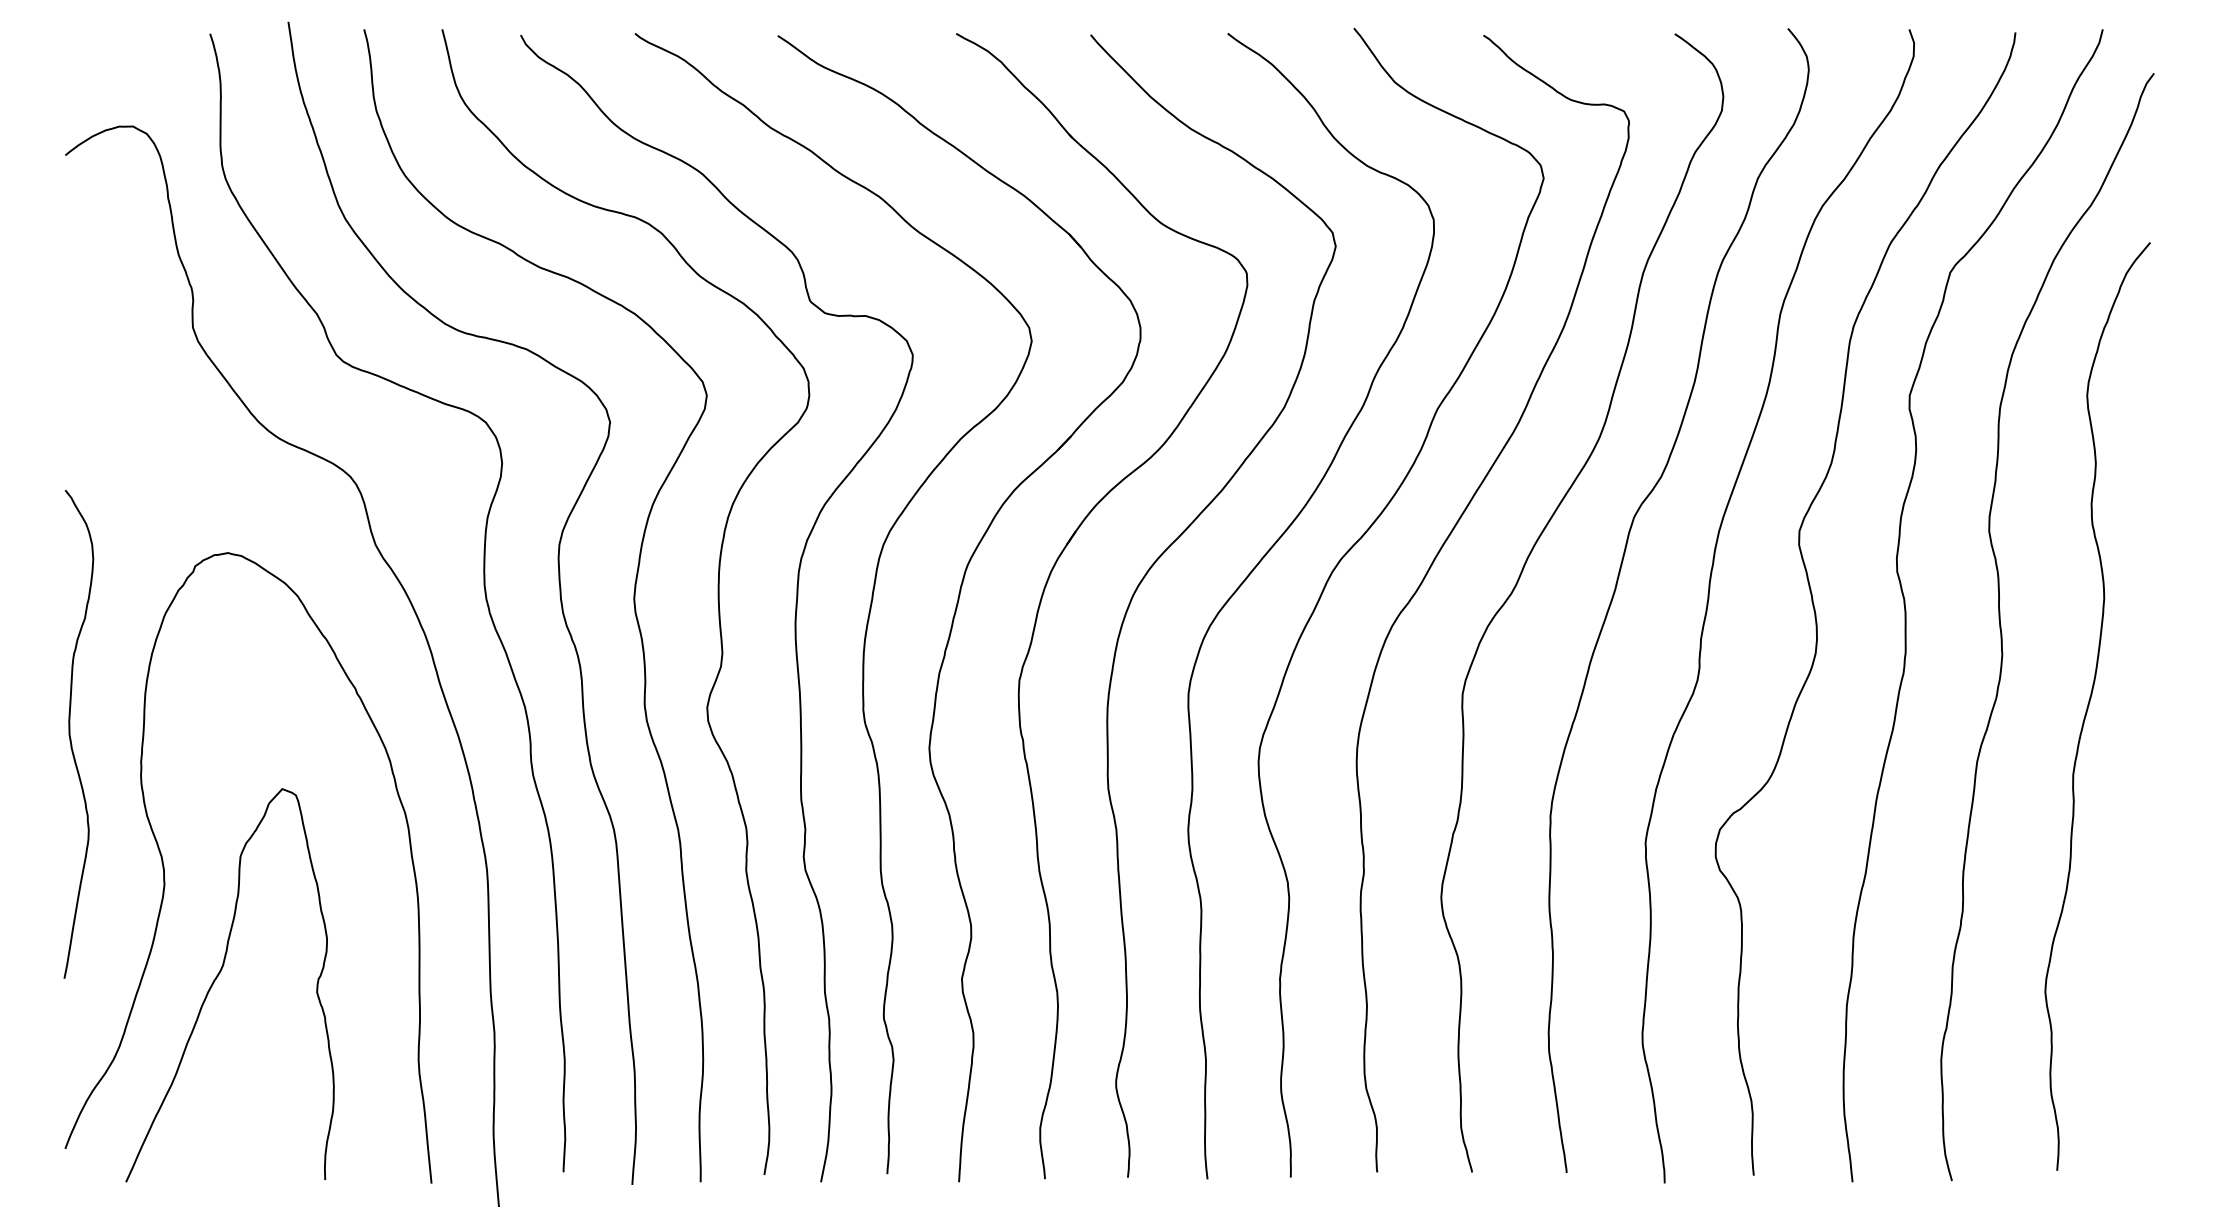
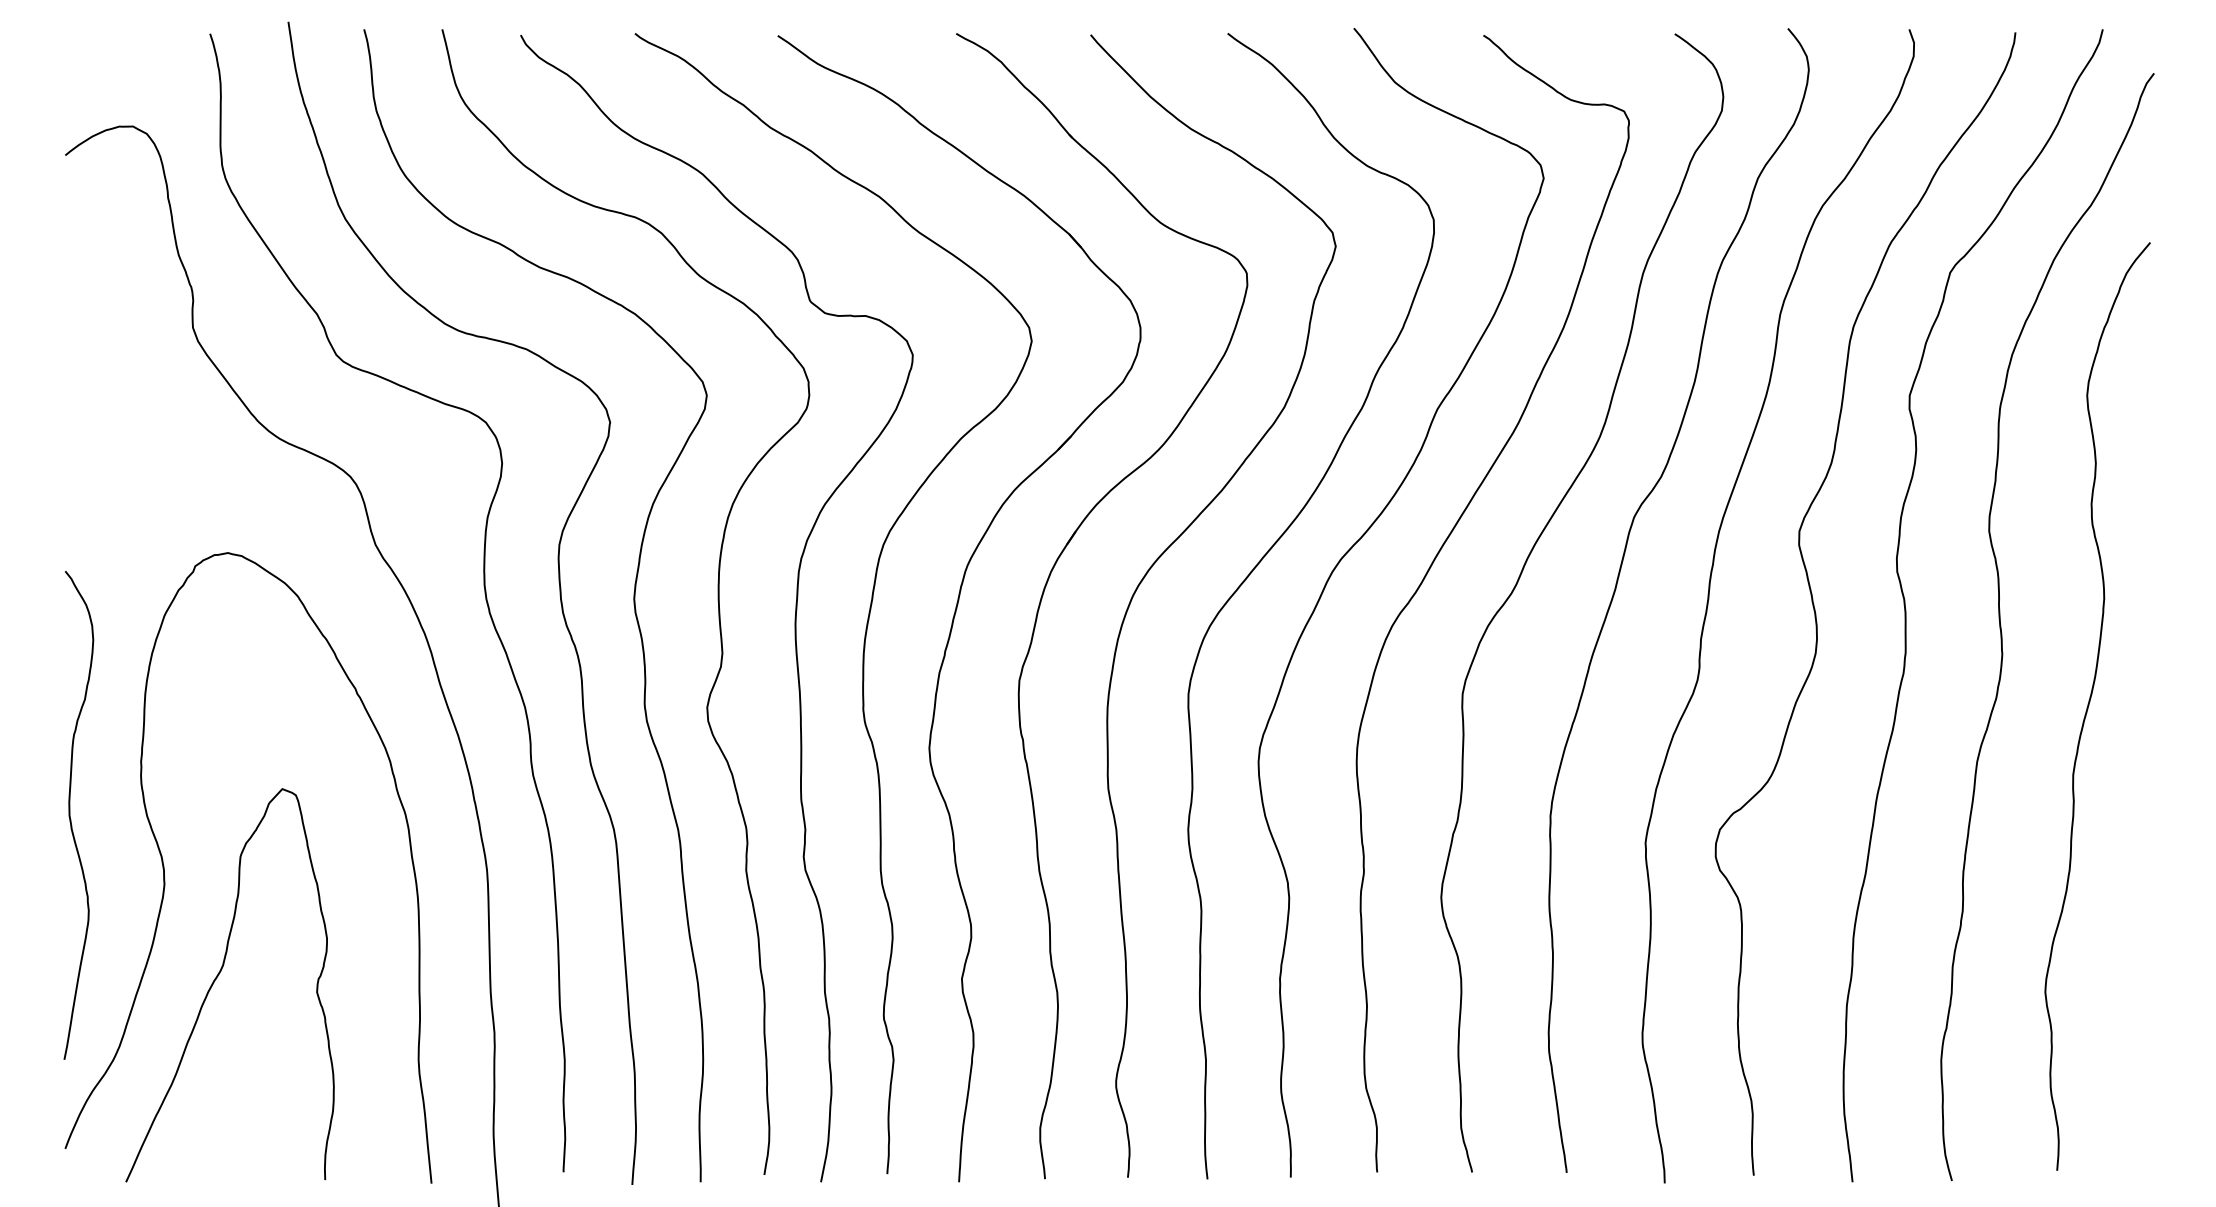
curve position: (70, 734) -> (70, 815) (70, 815)
